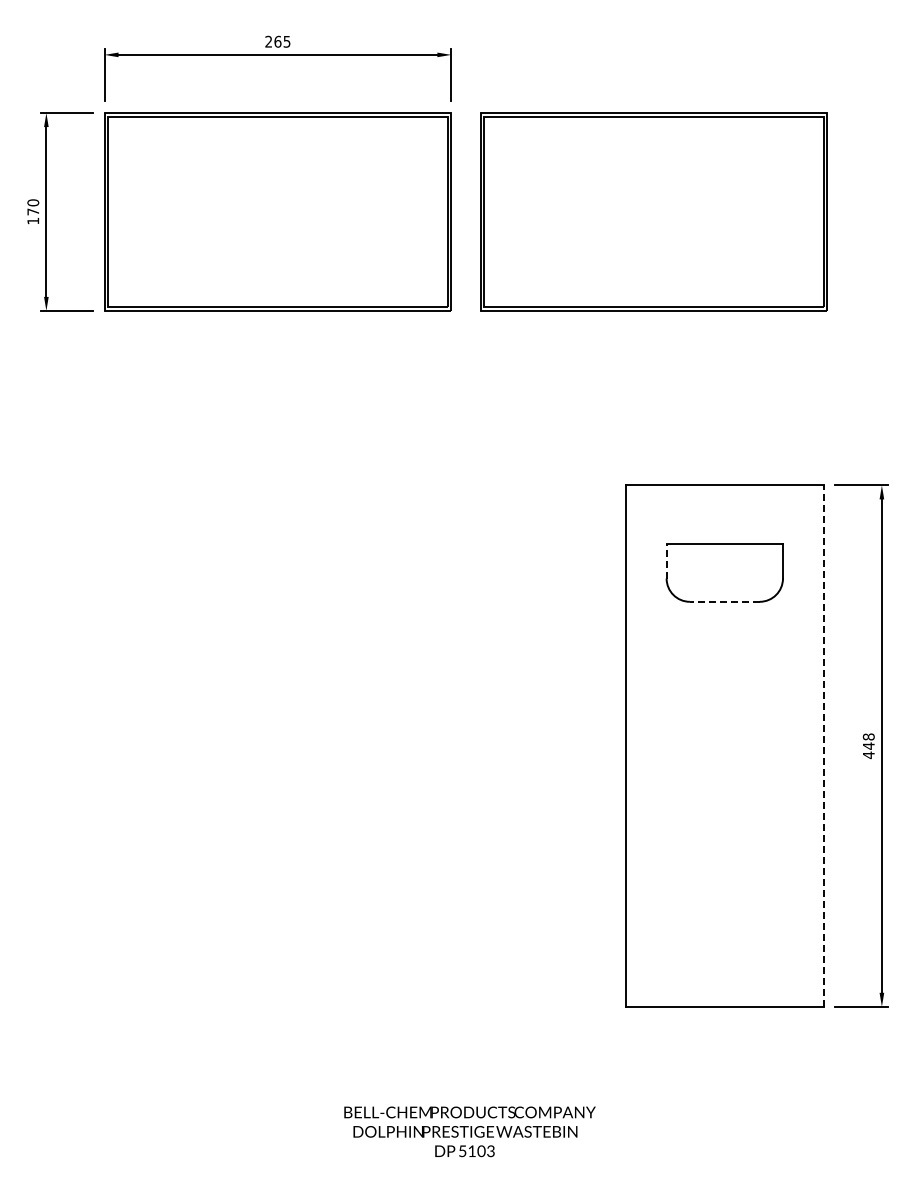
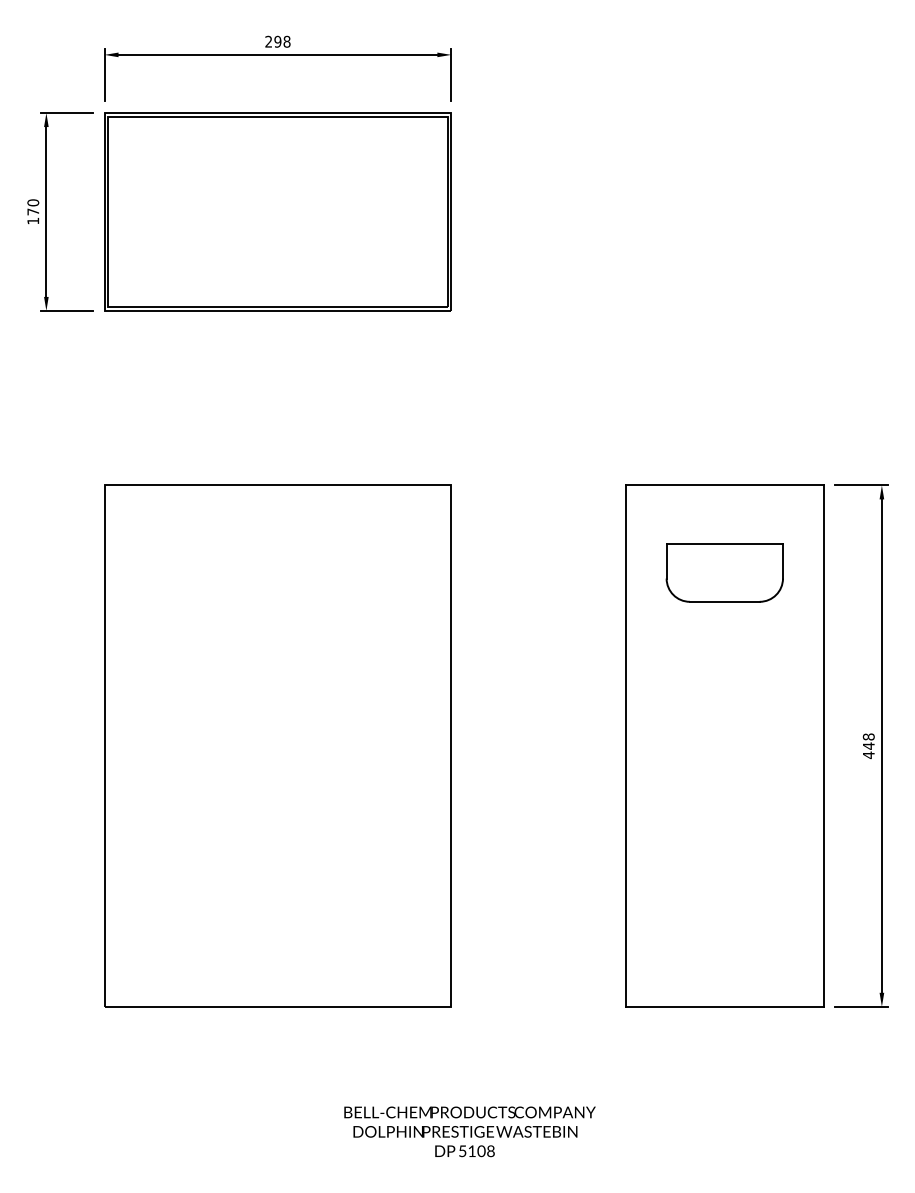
text: 265 -> 298 (282, 41)
part: present -> none (653, 211)
line: dashed -> solid (666, 560)
line: dashed -> solid (724, 601)
part: none -> present (277, 745)
line: dashed -> solid (823, 746)
text: 5103 -> 5108 (490, 1151)
